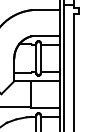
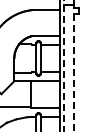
line: solid -> dashed (64, 65)
line: solid -> dashed (74, 73)
